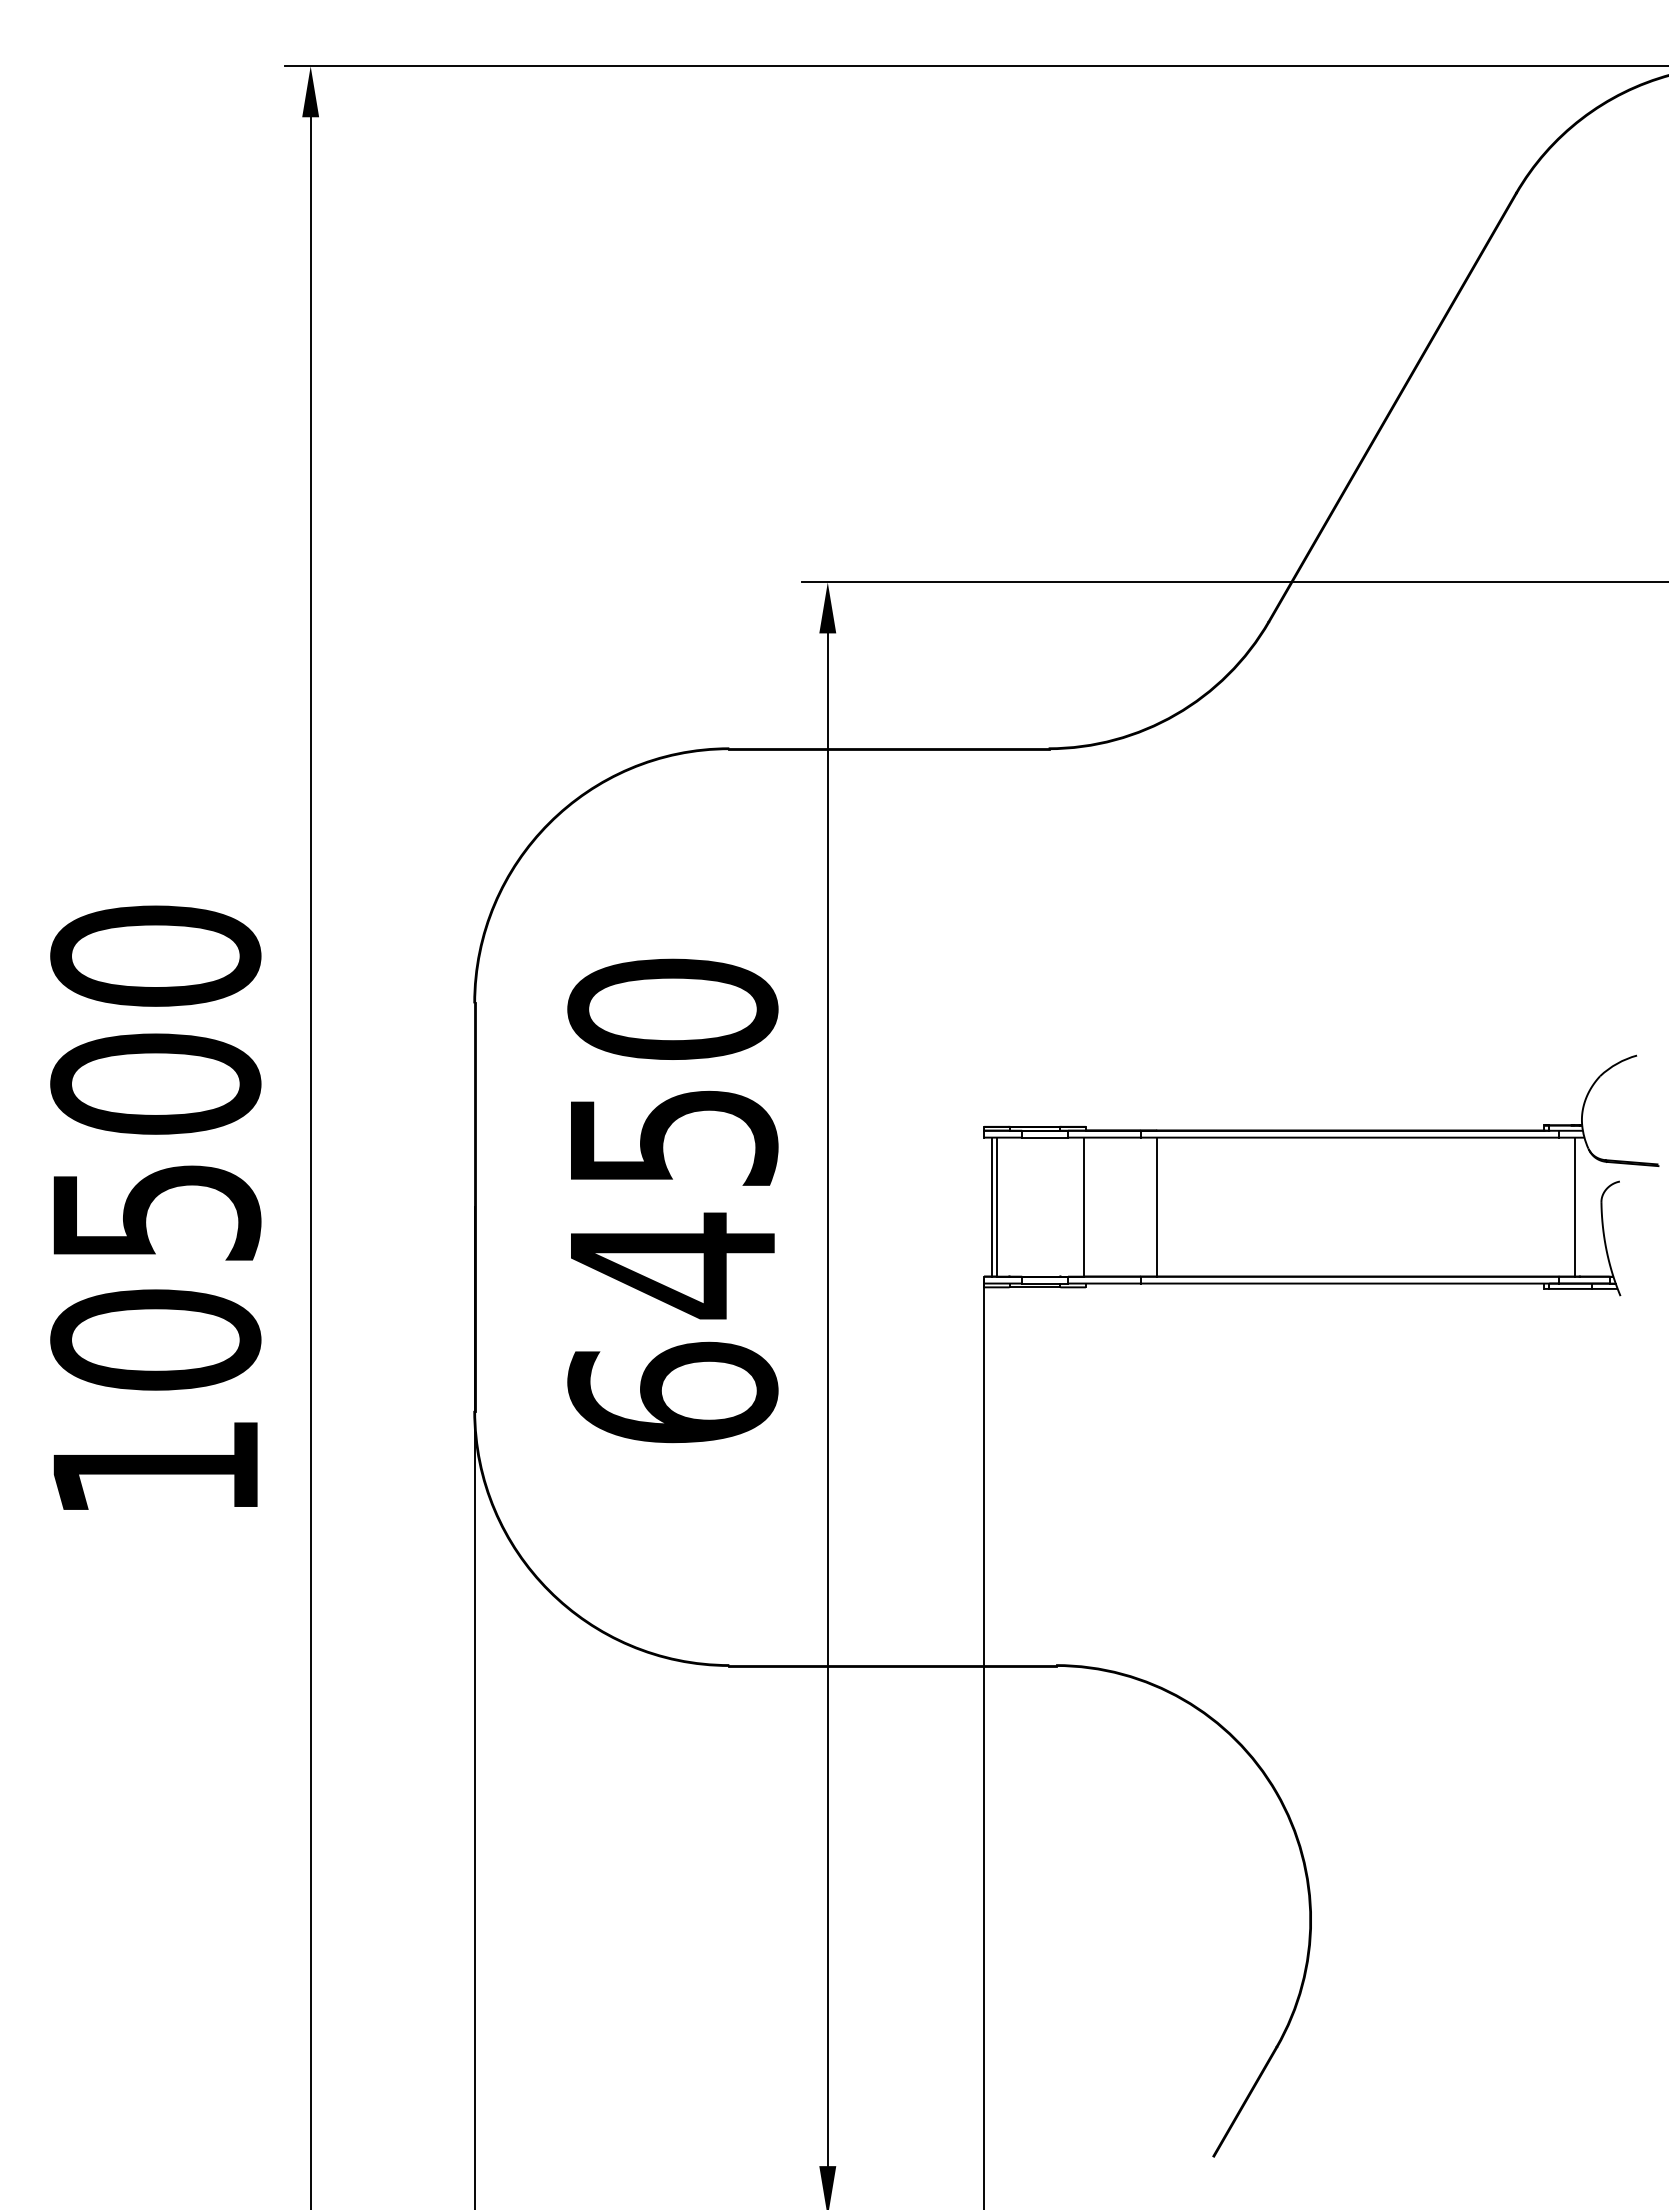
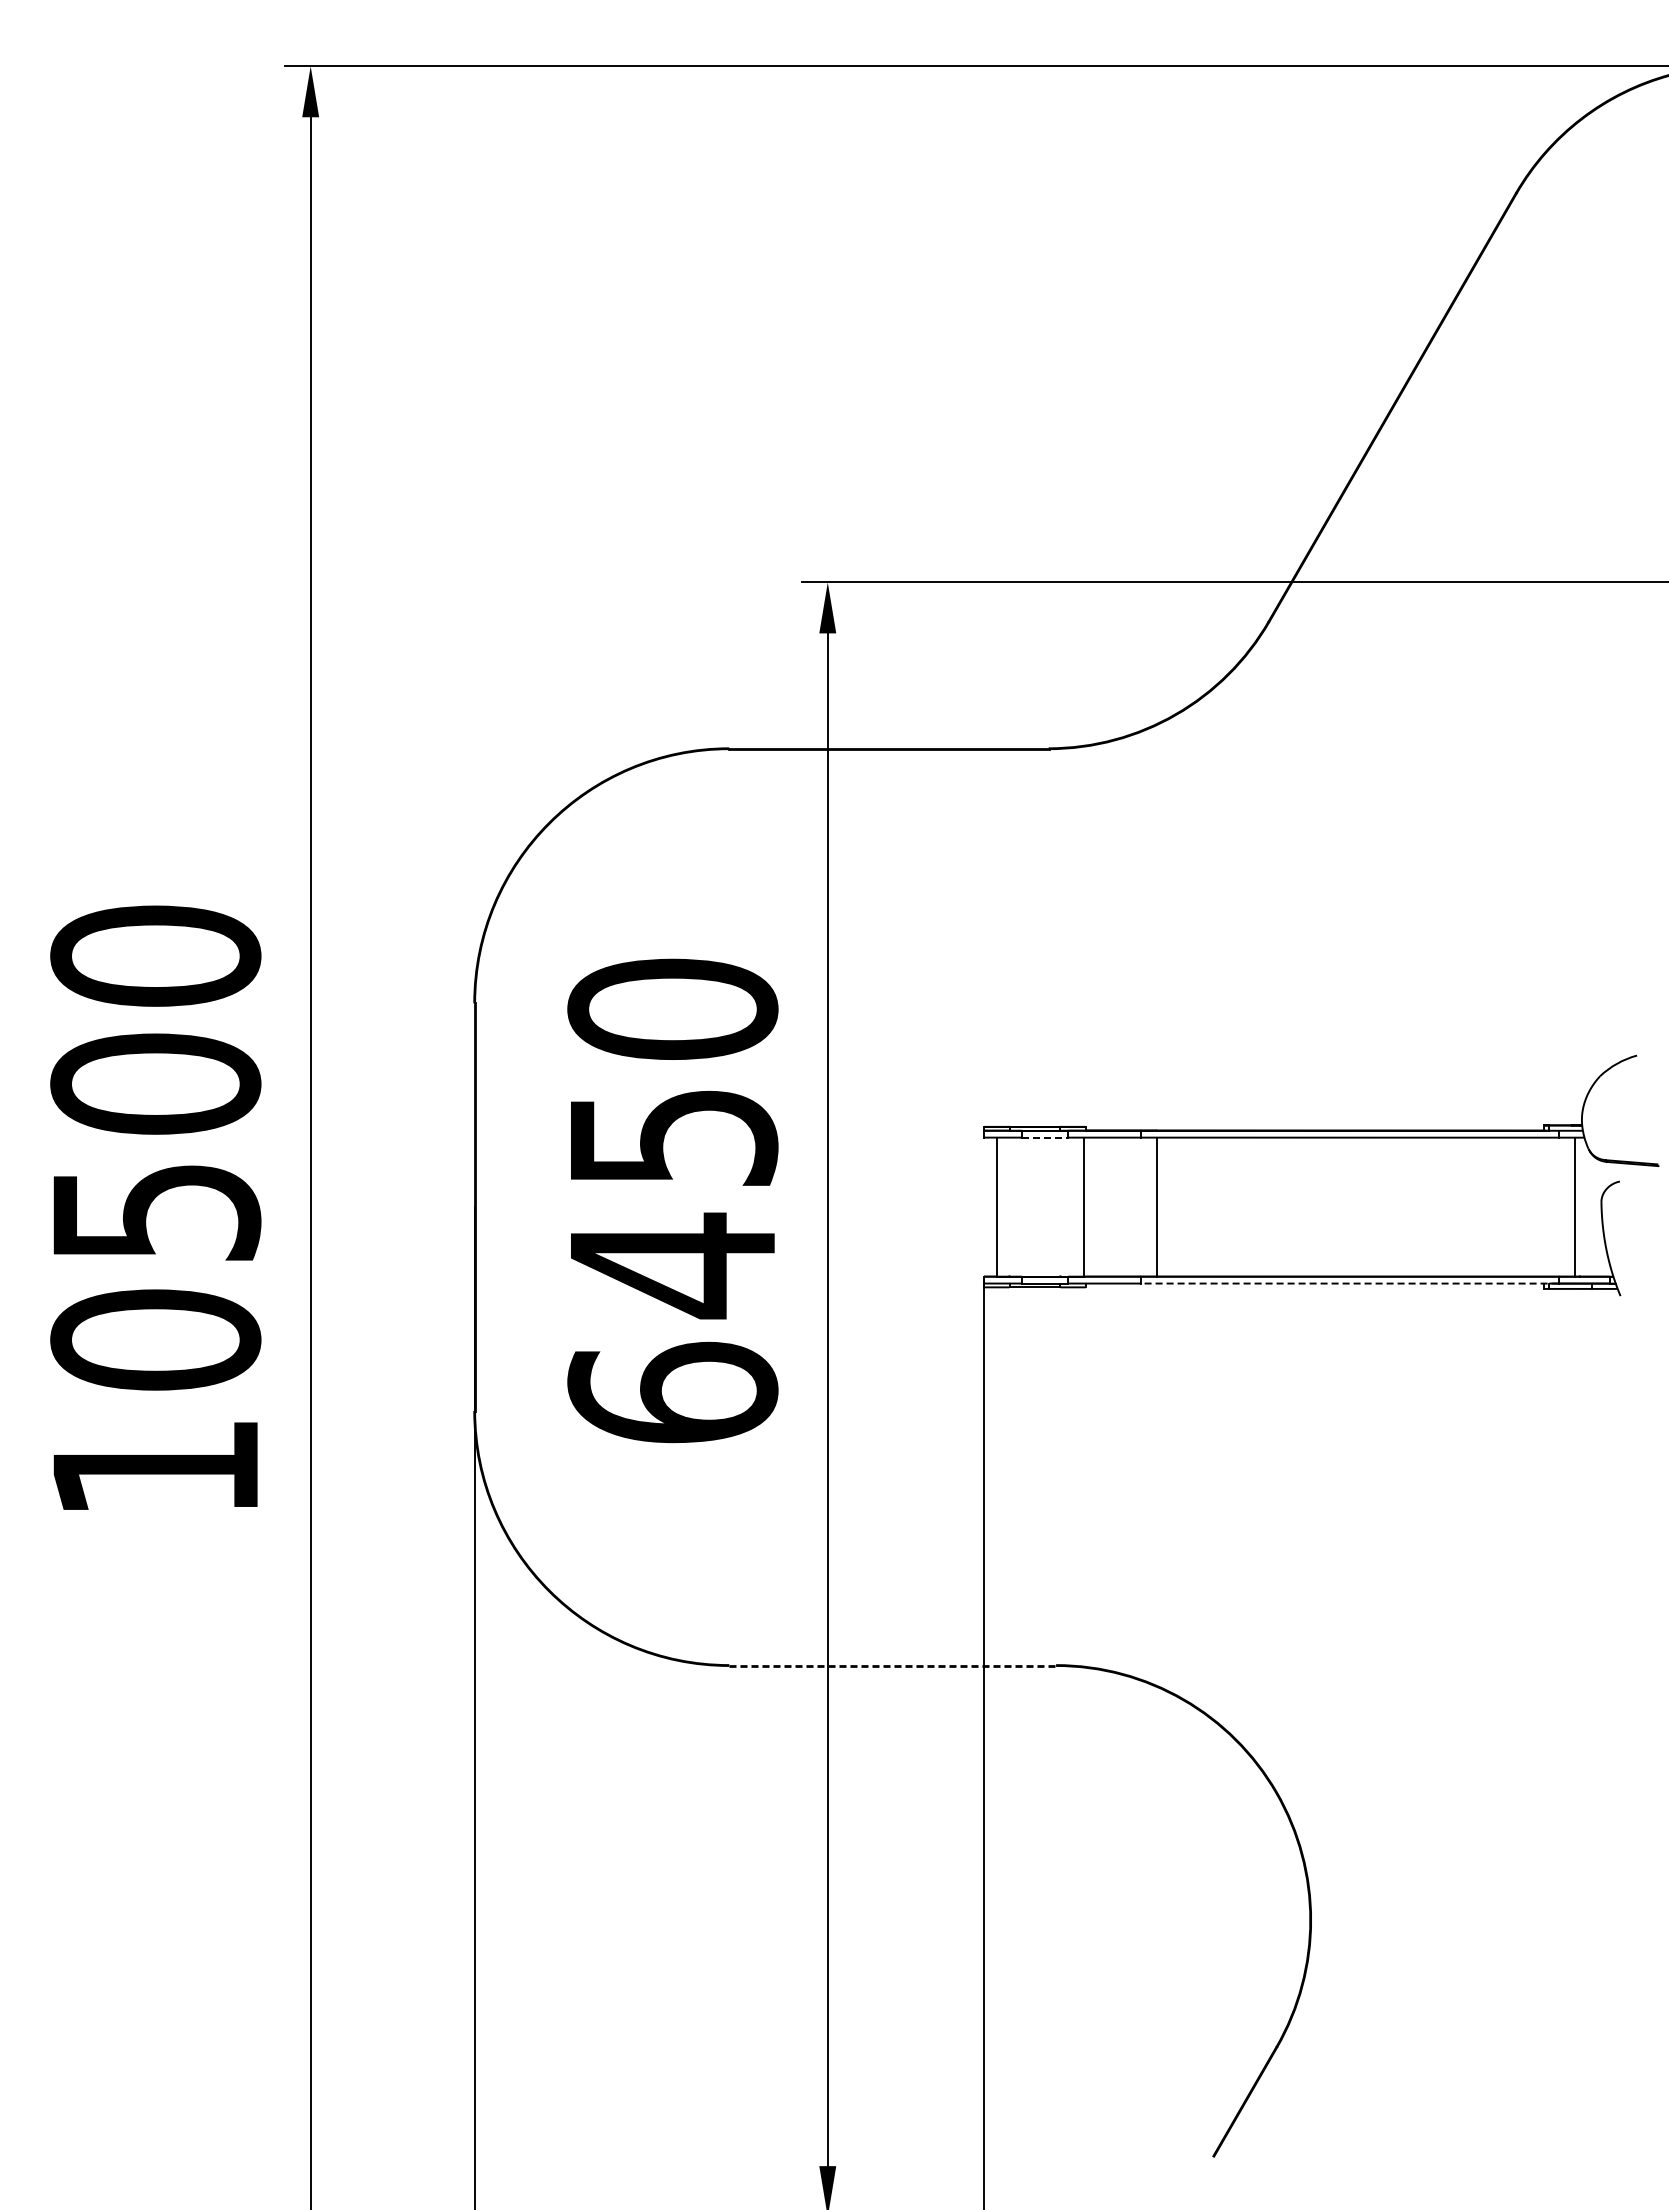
line: solid -> dashed (1045, 1137)
line: present -> none (991, 1206)
line: solid -> dashed (1349, 1283)
line: solid -> dashed (893, 1665)
